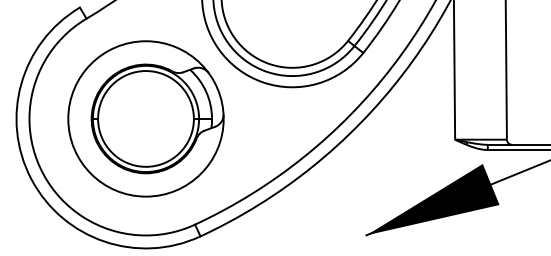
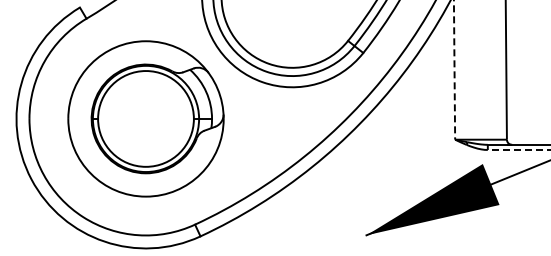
line: solid -> dashed (454, 70)
line: solid -> dashed (518, 149)
